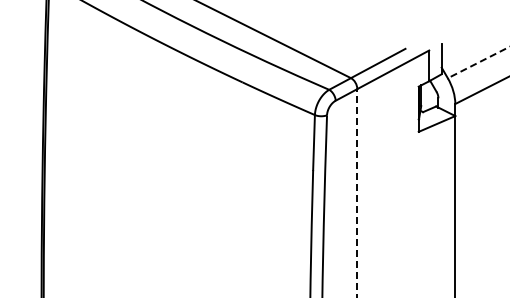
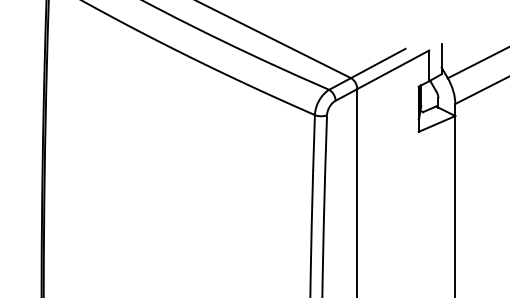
line: dashed -> solid (478, 62)
line: dashed -> solid (357, 193)
